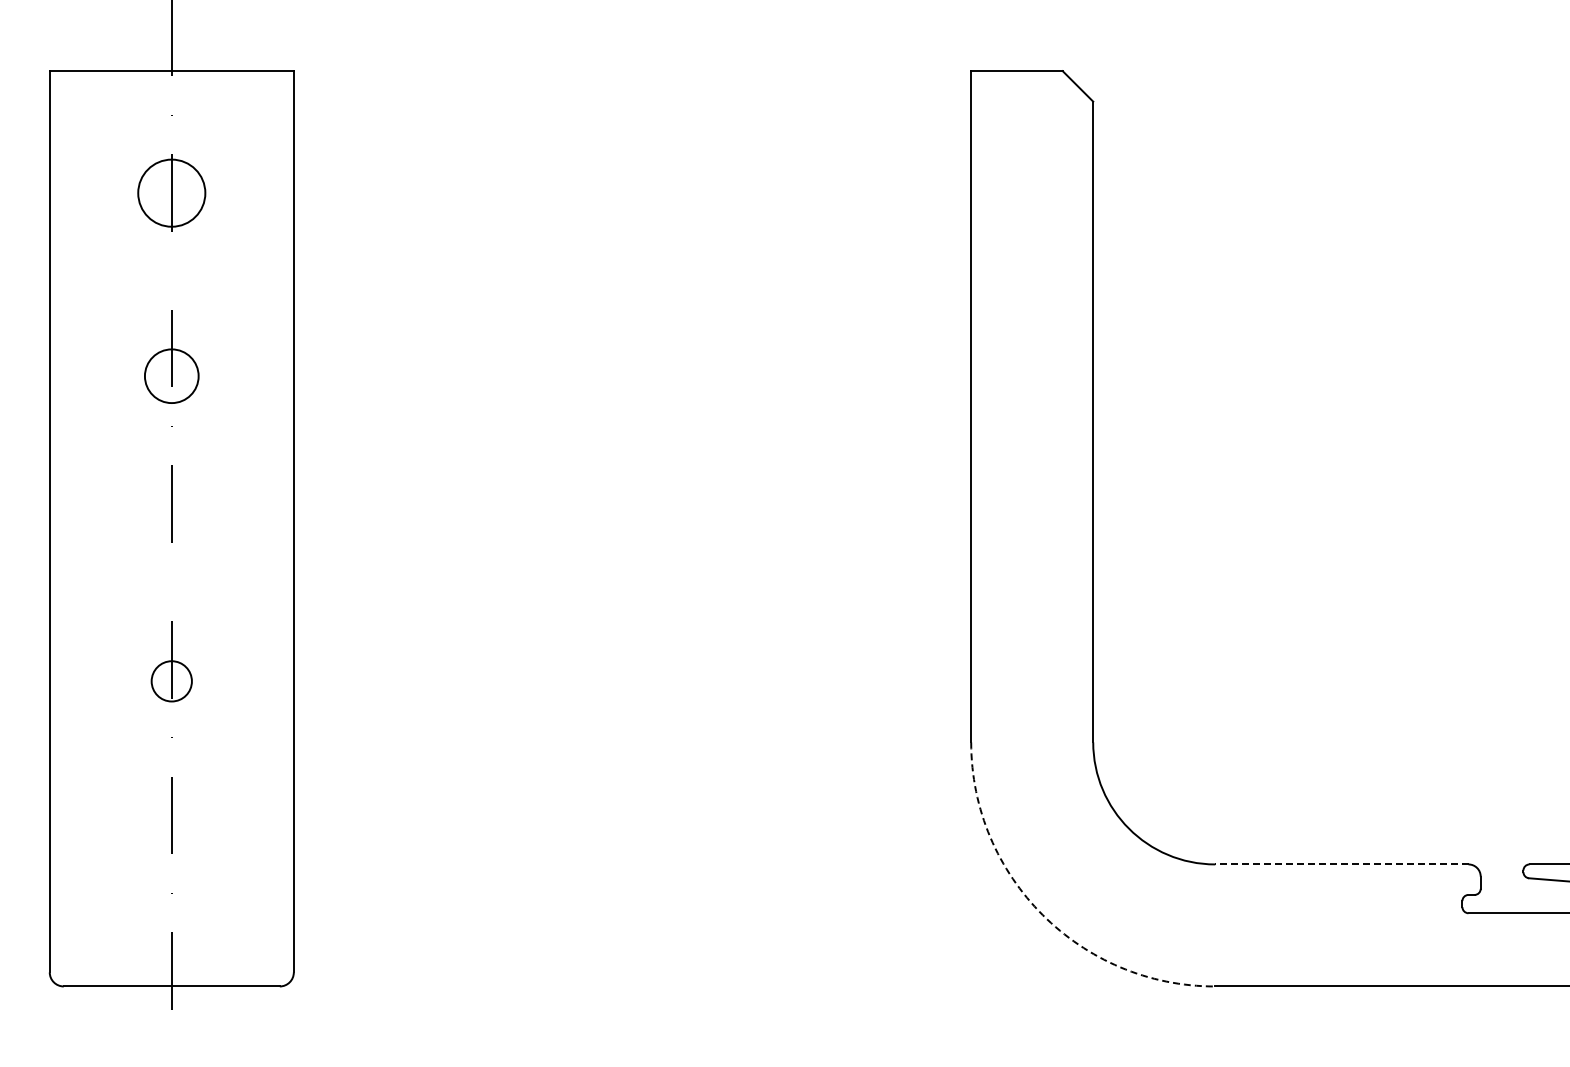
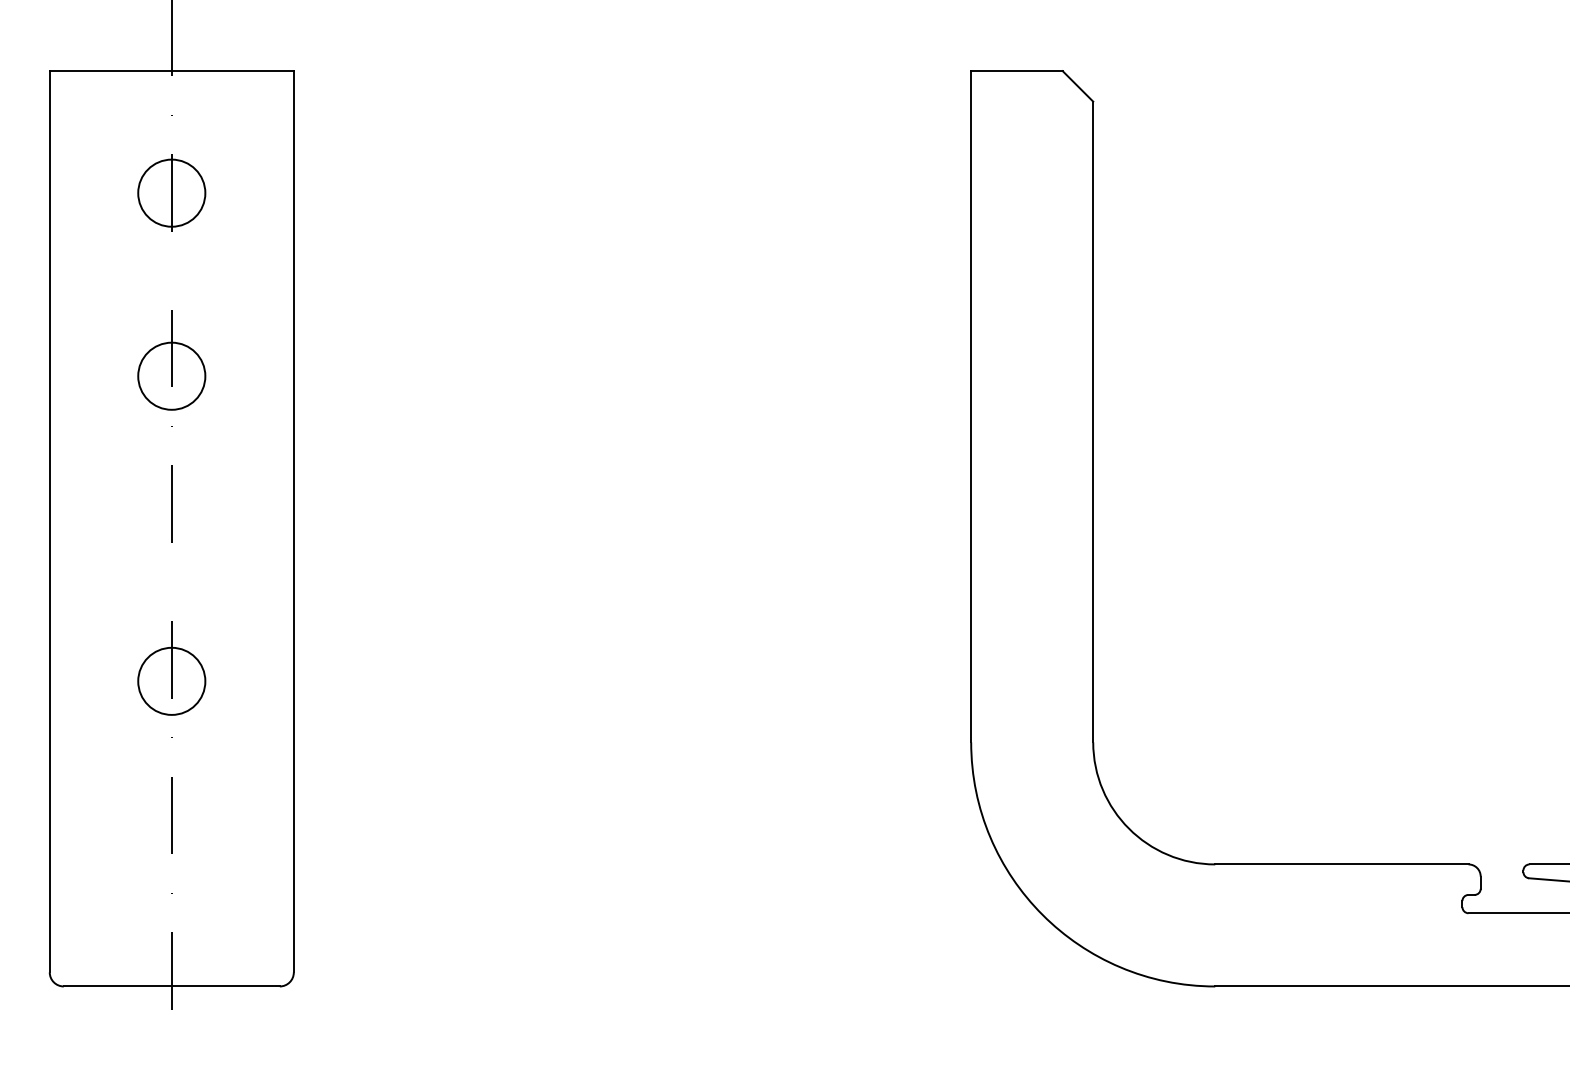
circle diameter: 54 px -> 67 px (171, 375)
circle diameter: 40 px -> 67 px (171, 680)
line: dashed -> solid (1341, 864)
arc: dashed -> solid (1042, 914)
